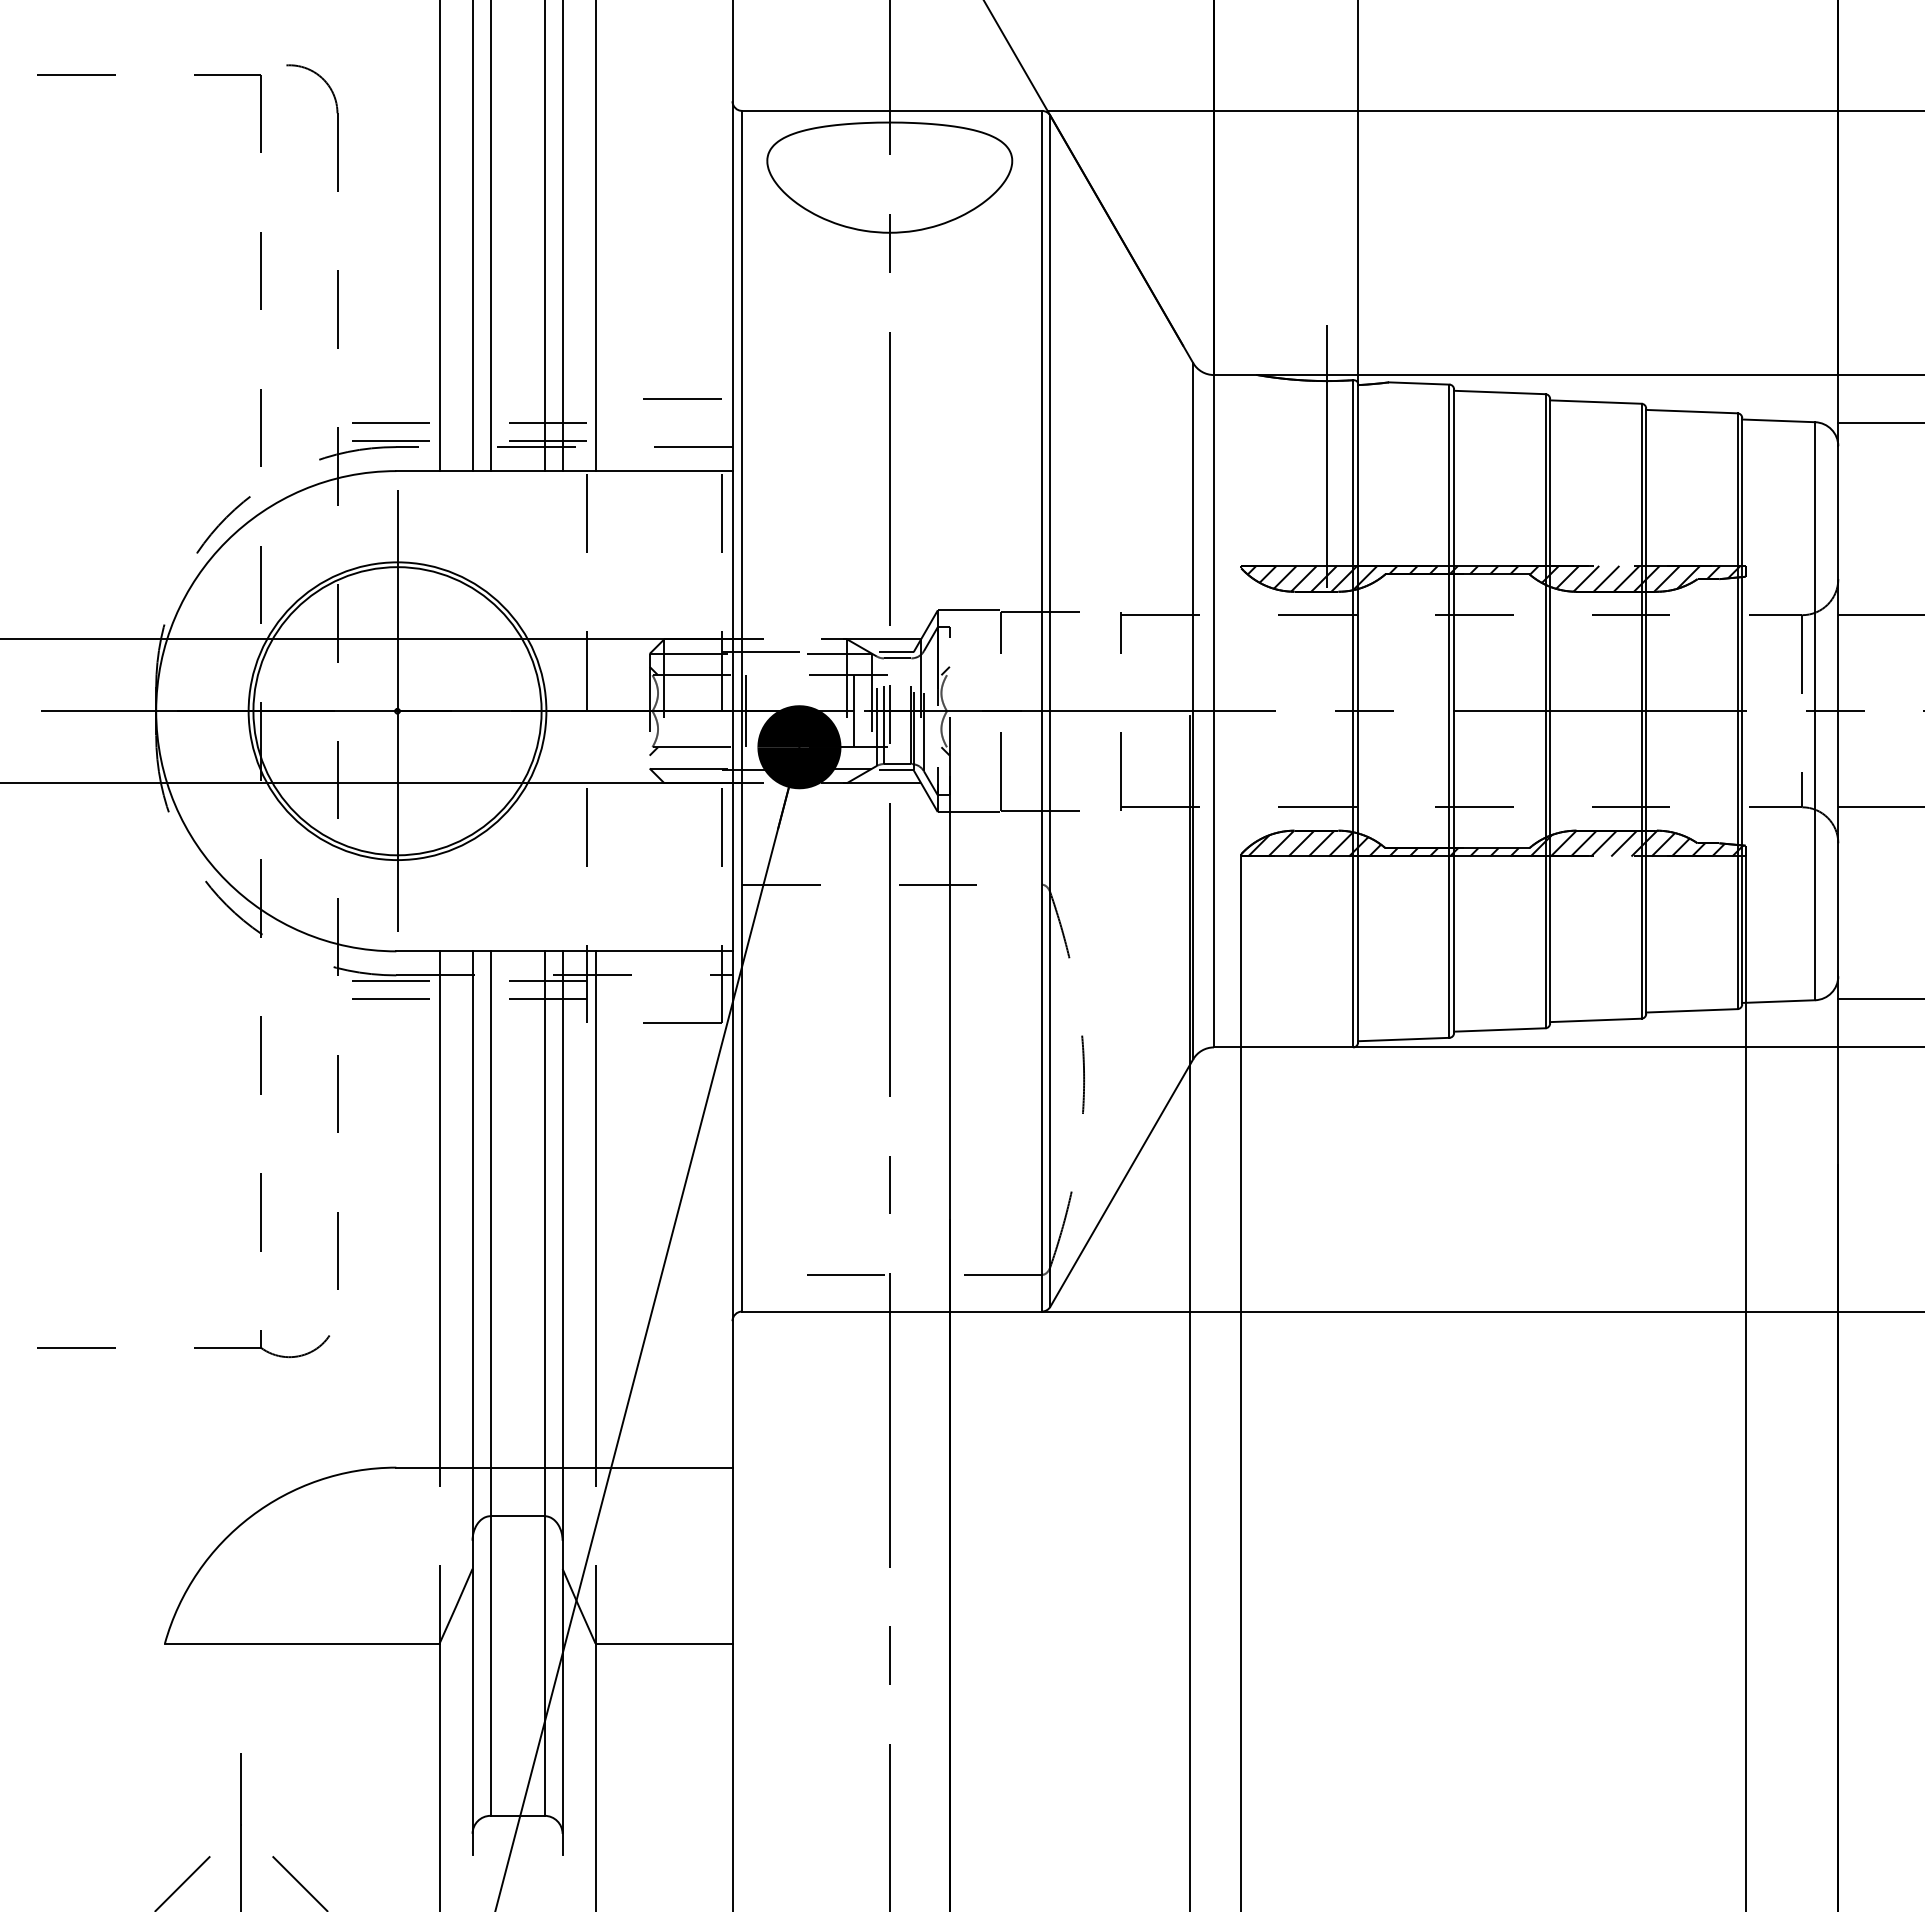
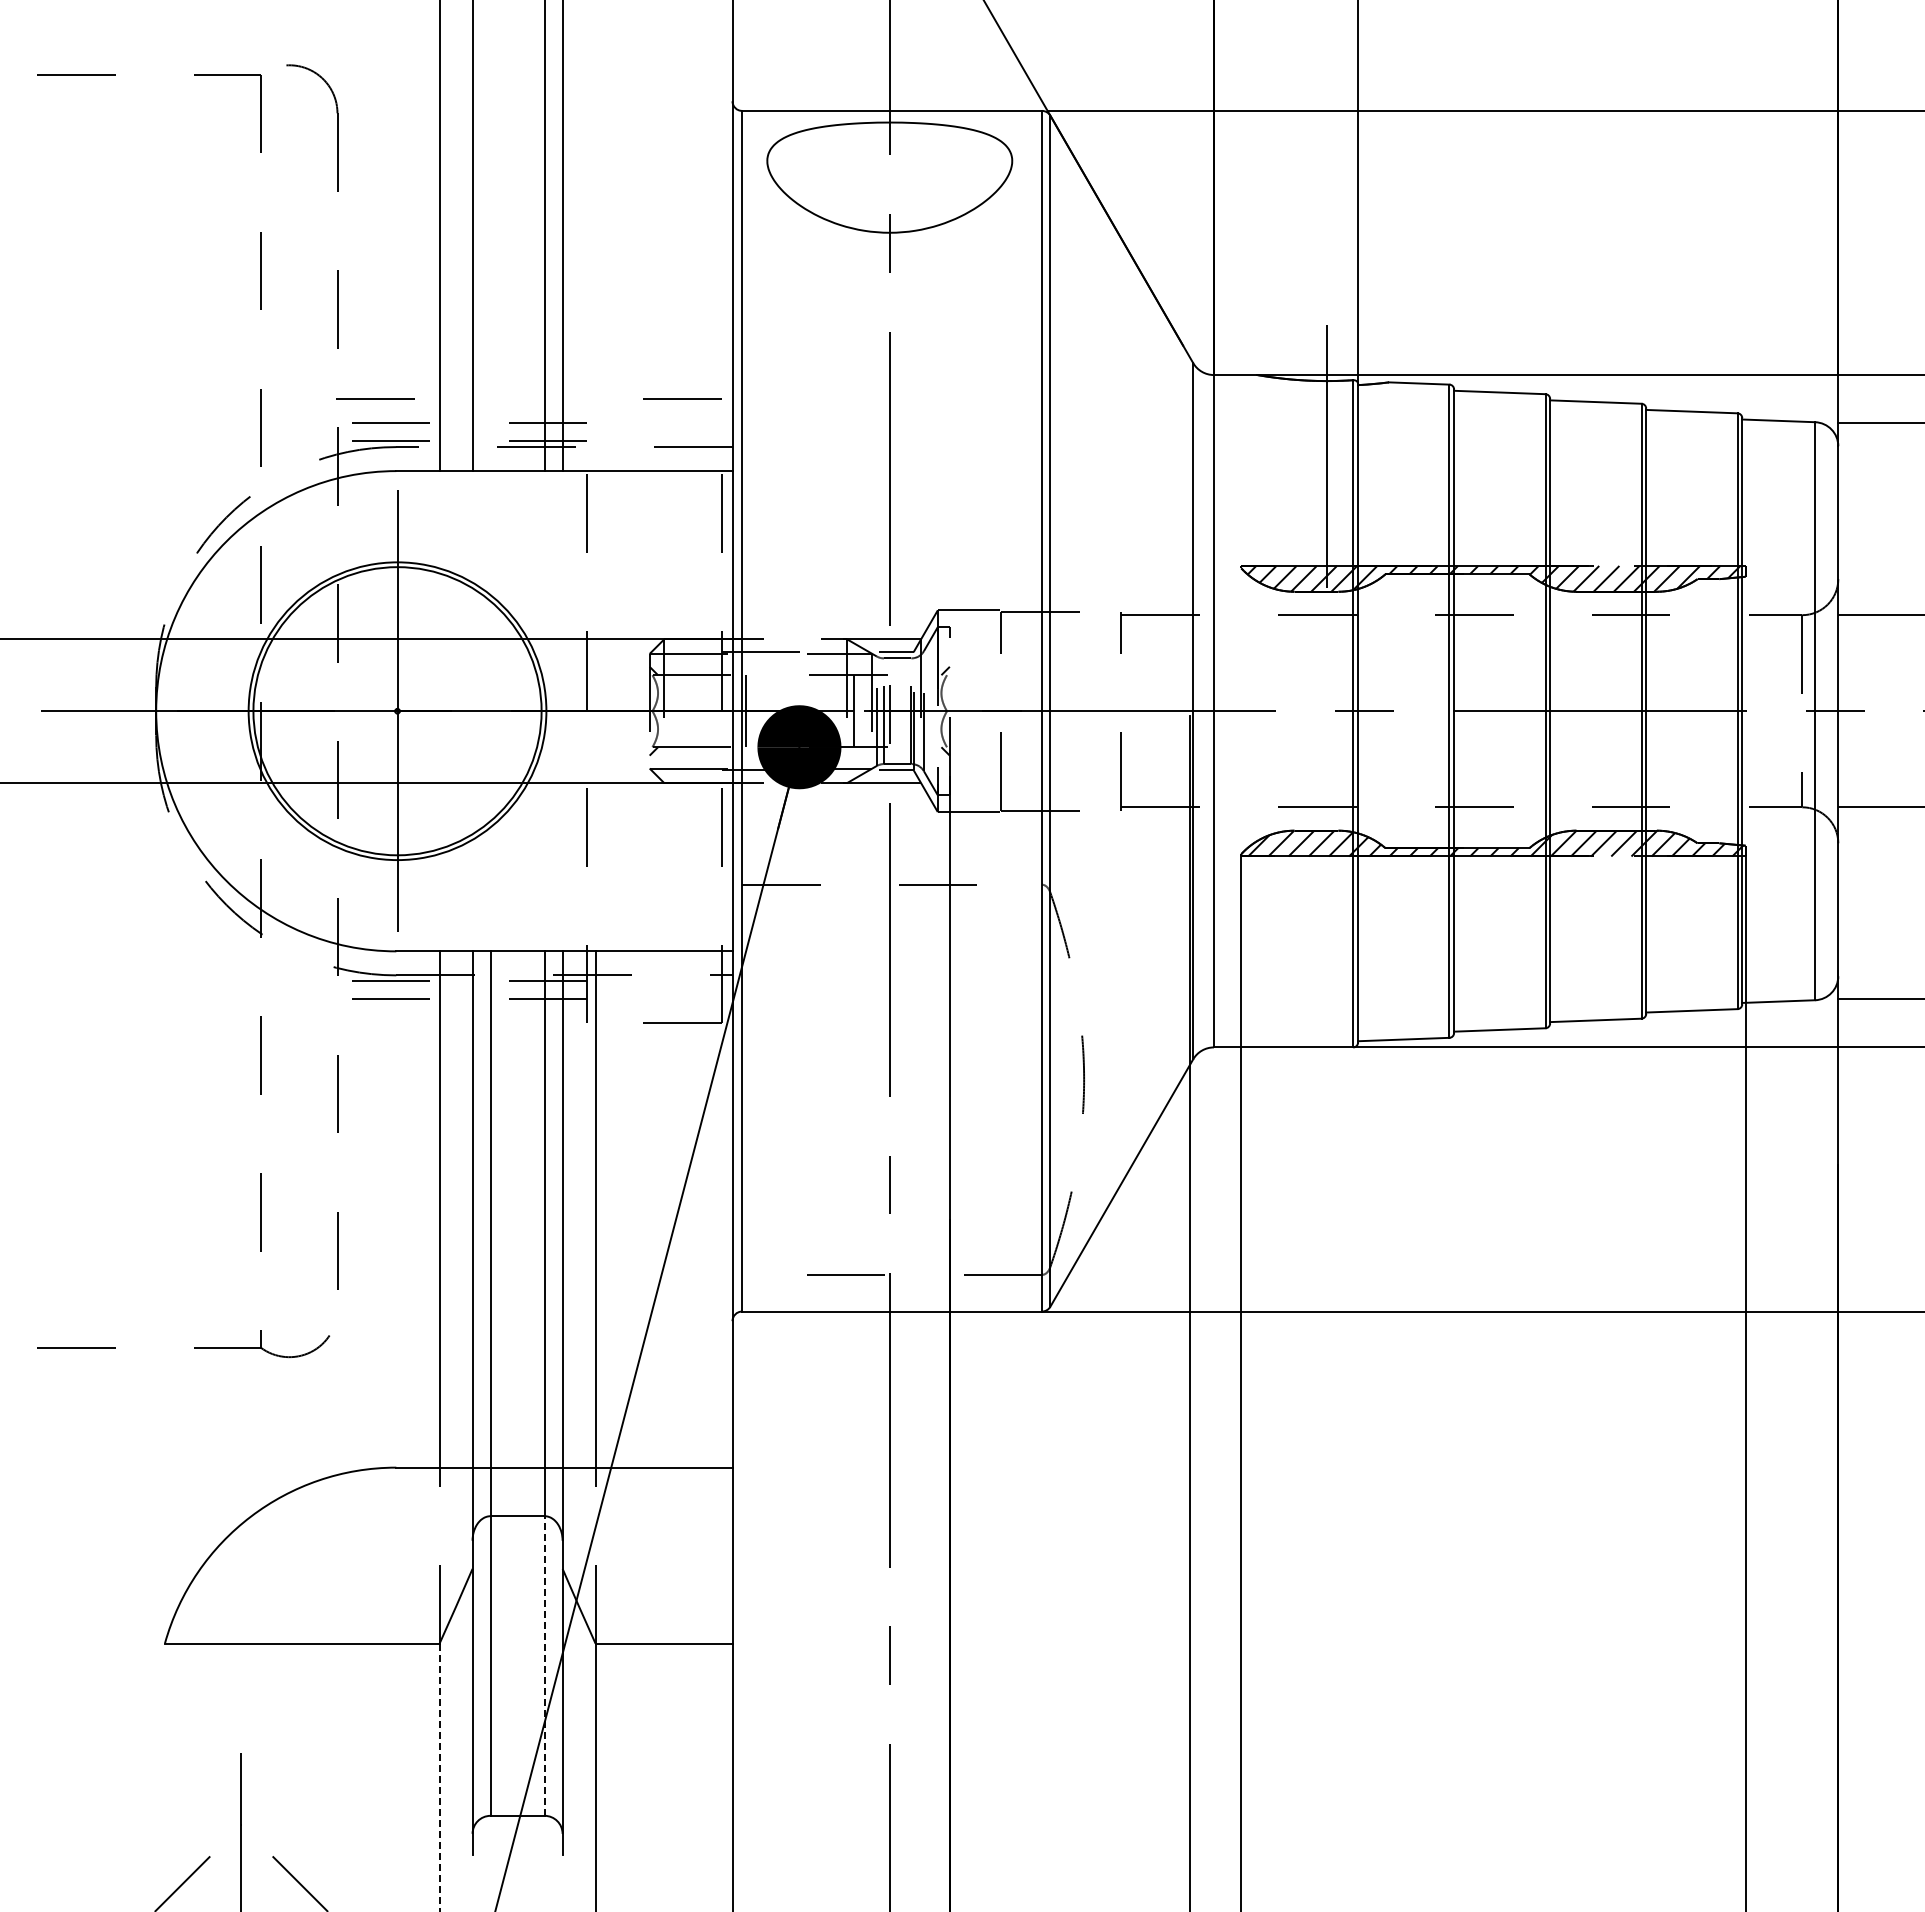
line: present -> none (490, 236)
line: present -> none (595, 236)
line: none -> present (375, 398)
line: solid -> dashed (544, 1666)
line: solid -> dashed (439, 1778)
